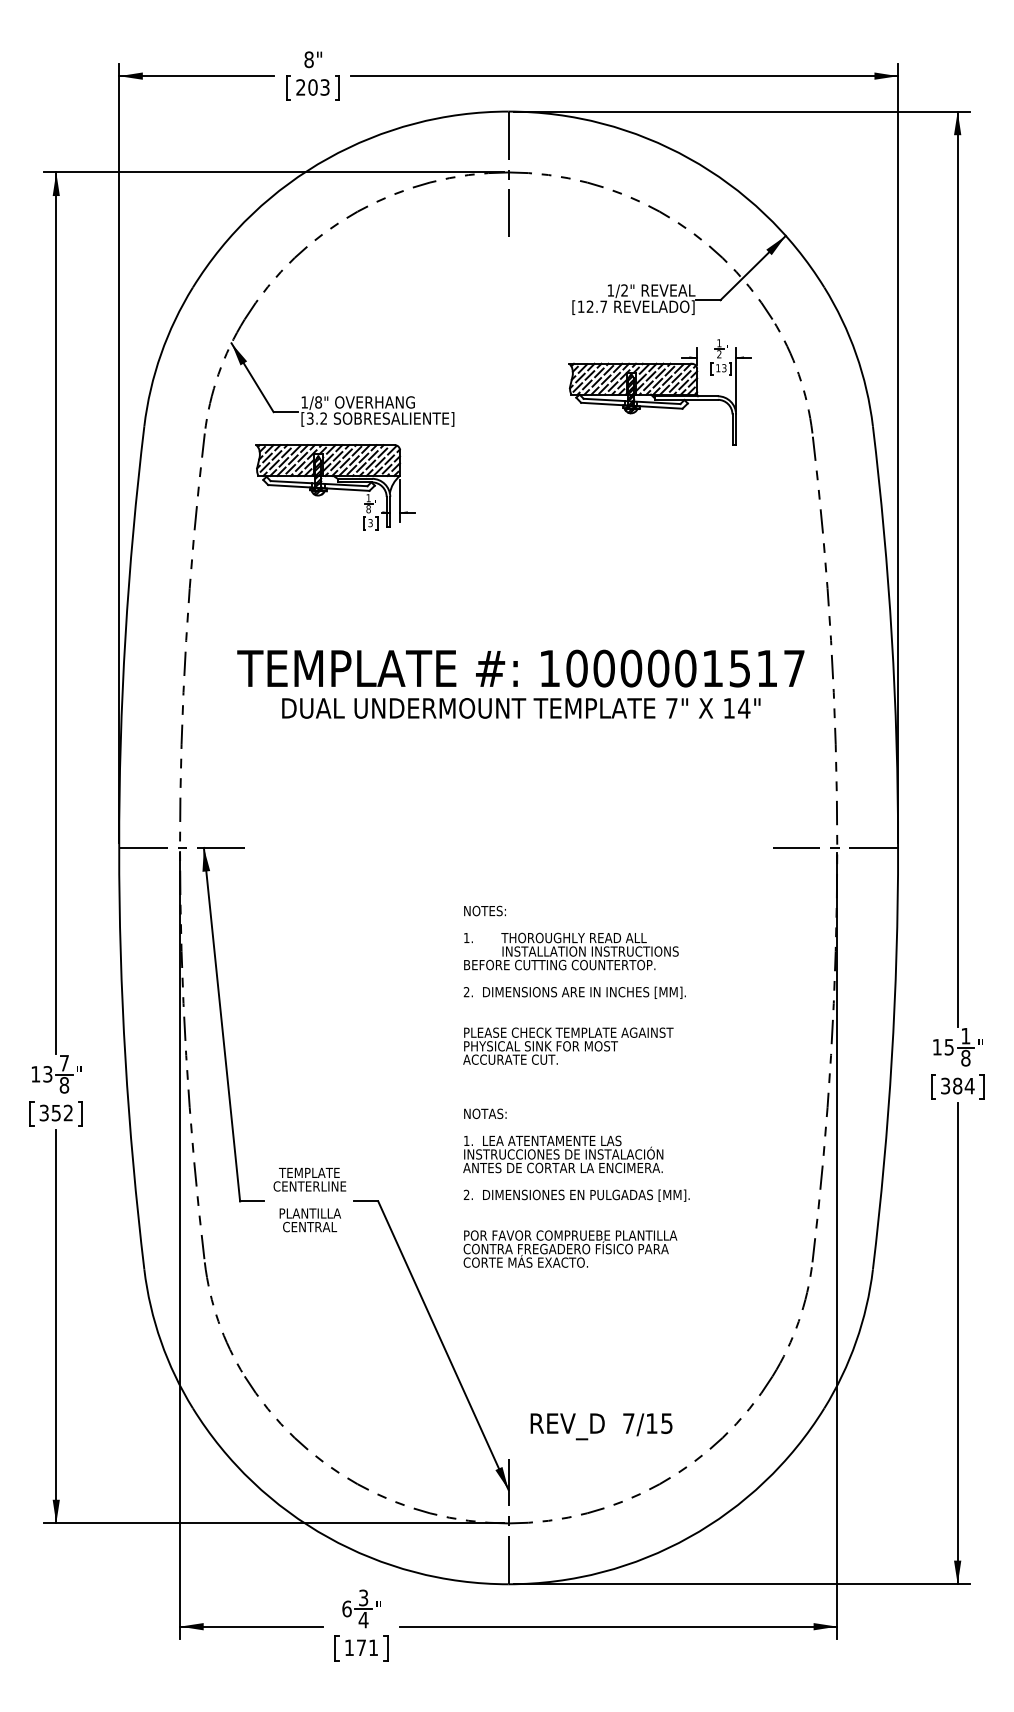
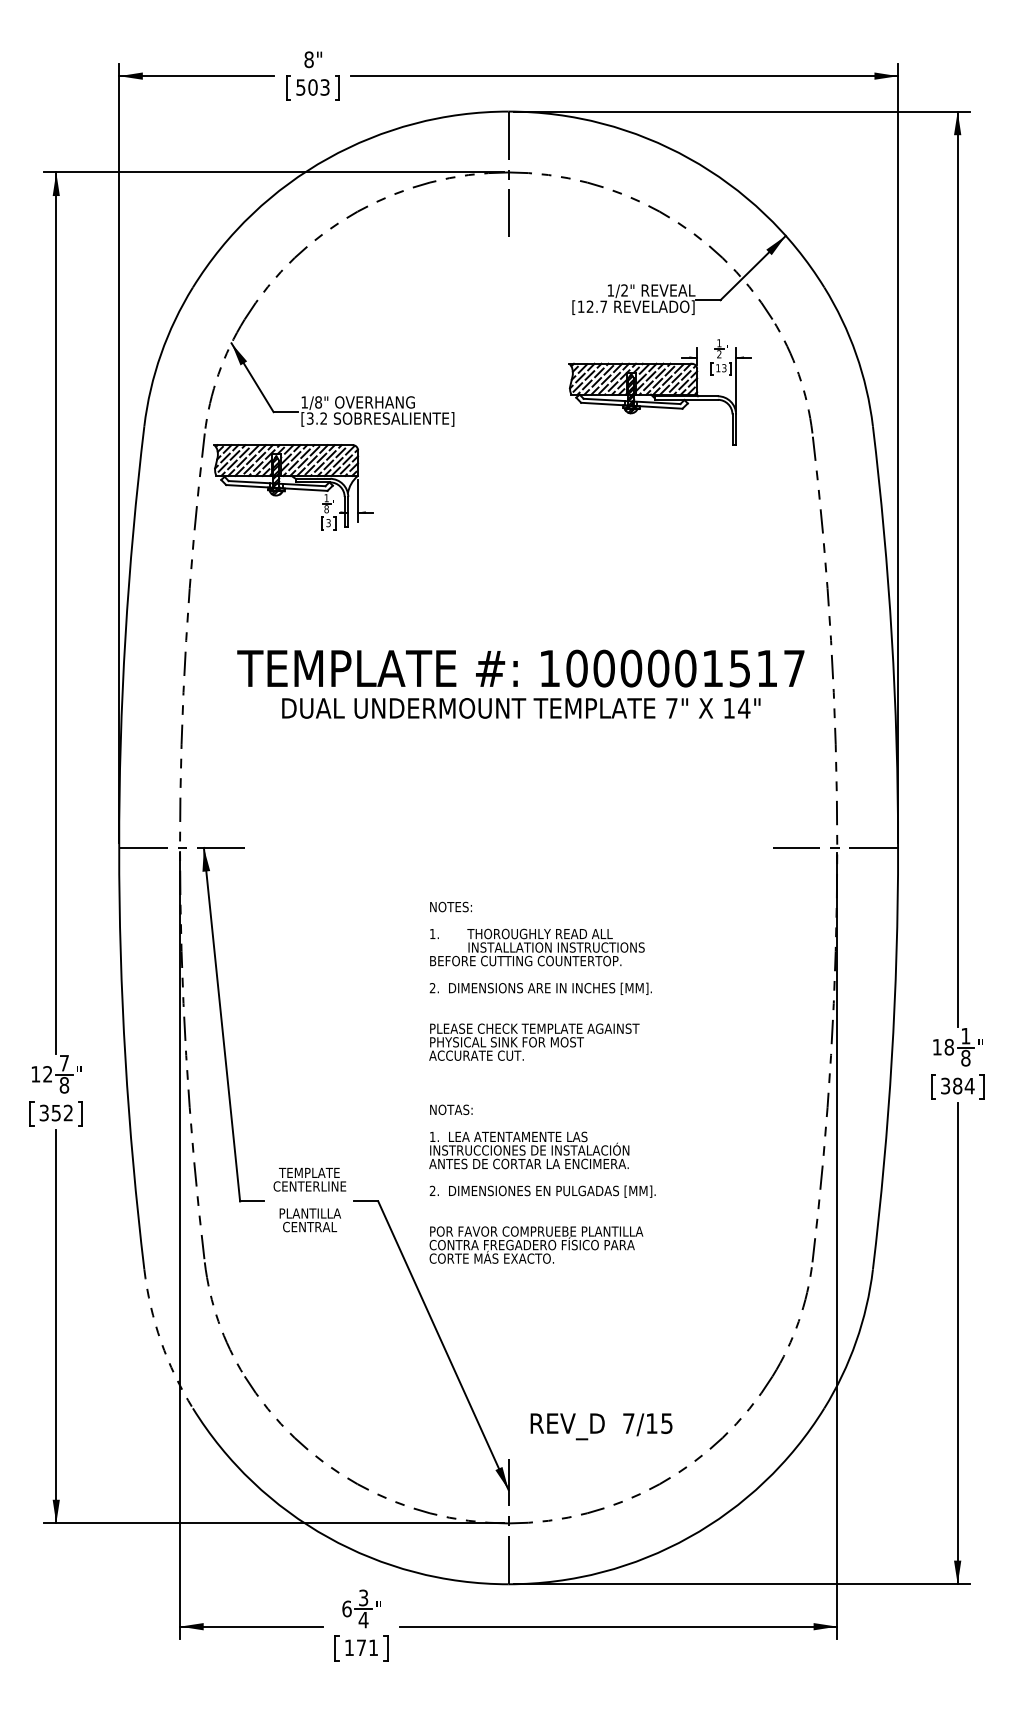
text: 203 -> 503 (300, 87)
part position: (335, 487) -> (293, 487) (293, 487)
text: 15 -> 18 (948, 1046)
text: 13 -> 12 (47, 1074)
text position: (576, 1086) -> (542, 1082) (542, 1082)
arc: solid -> dashed (161, 1341)
